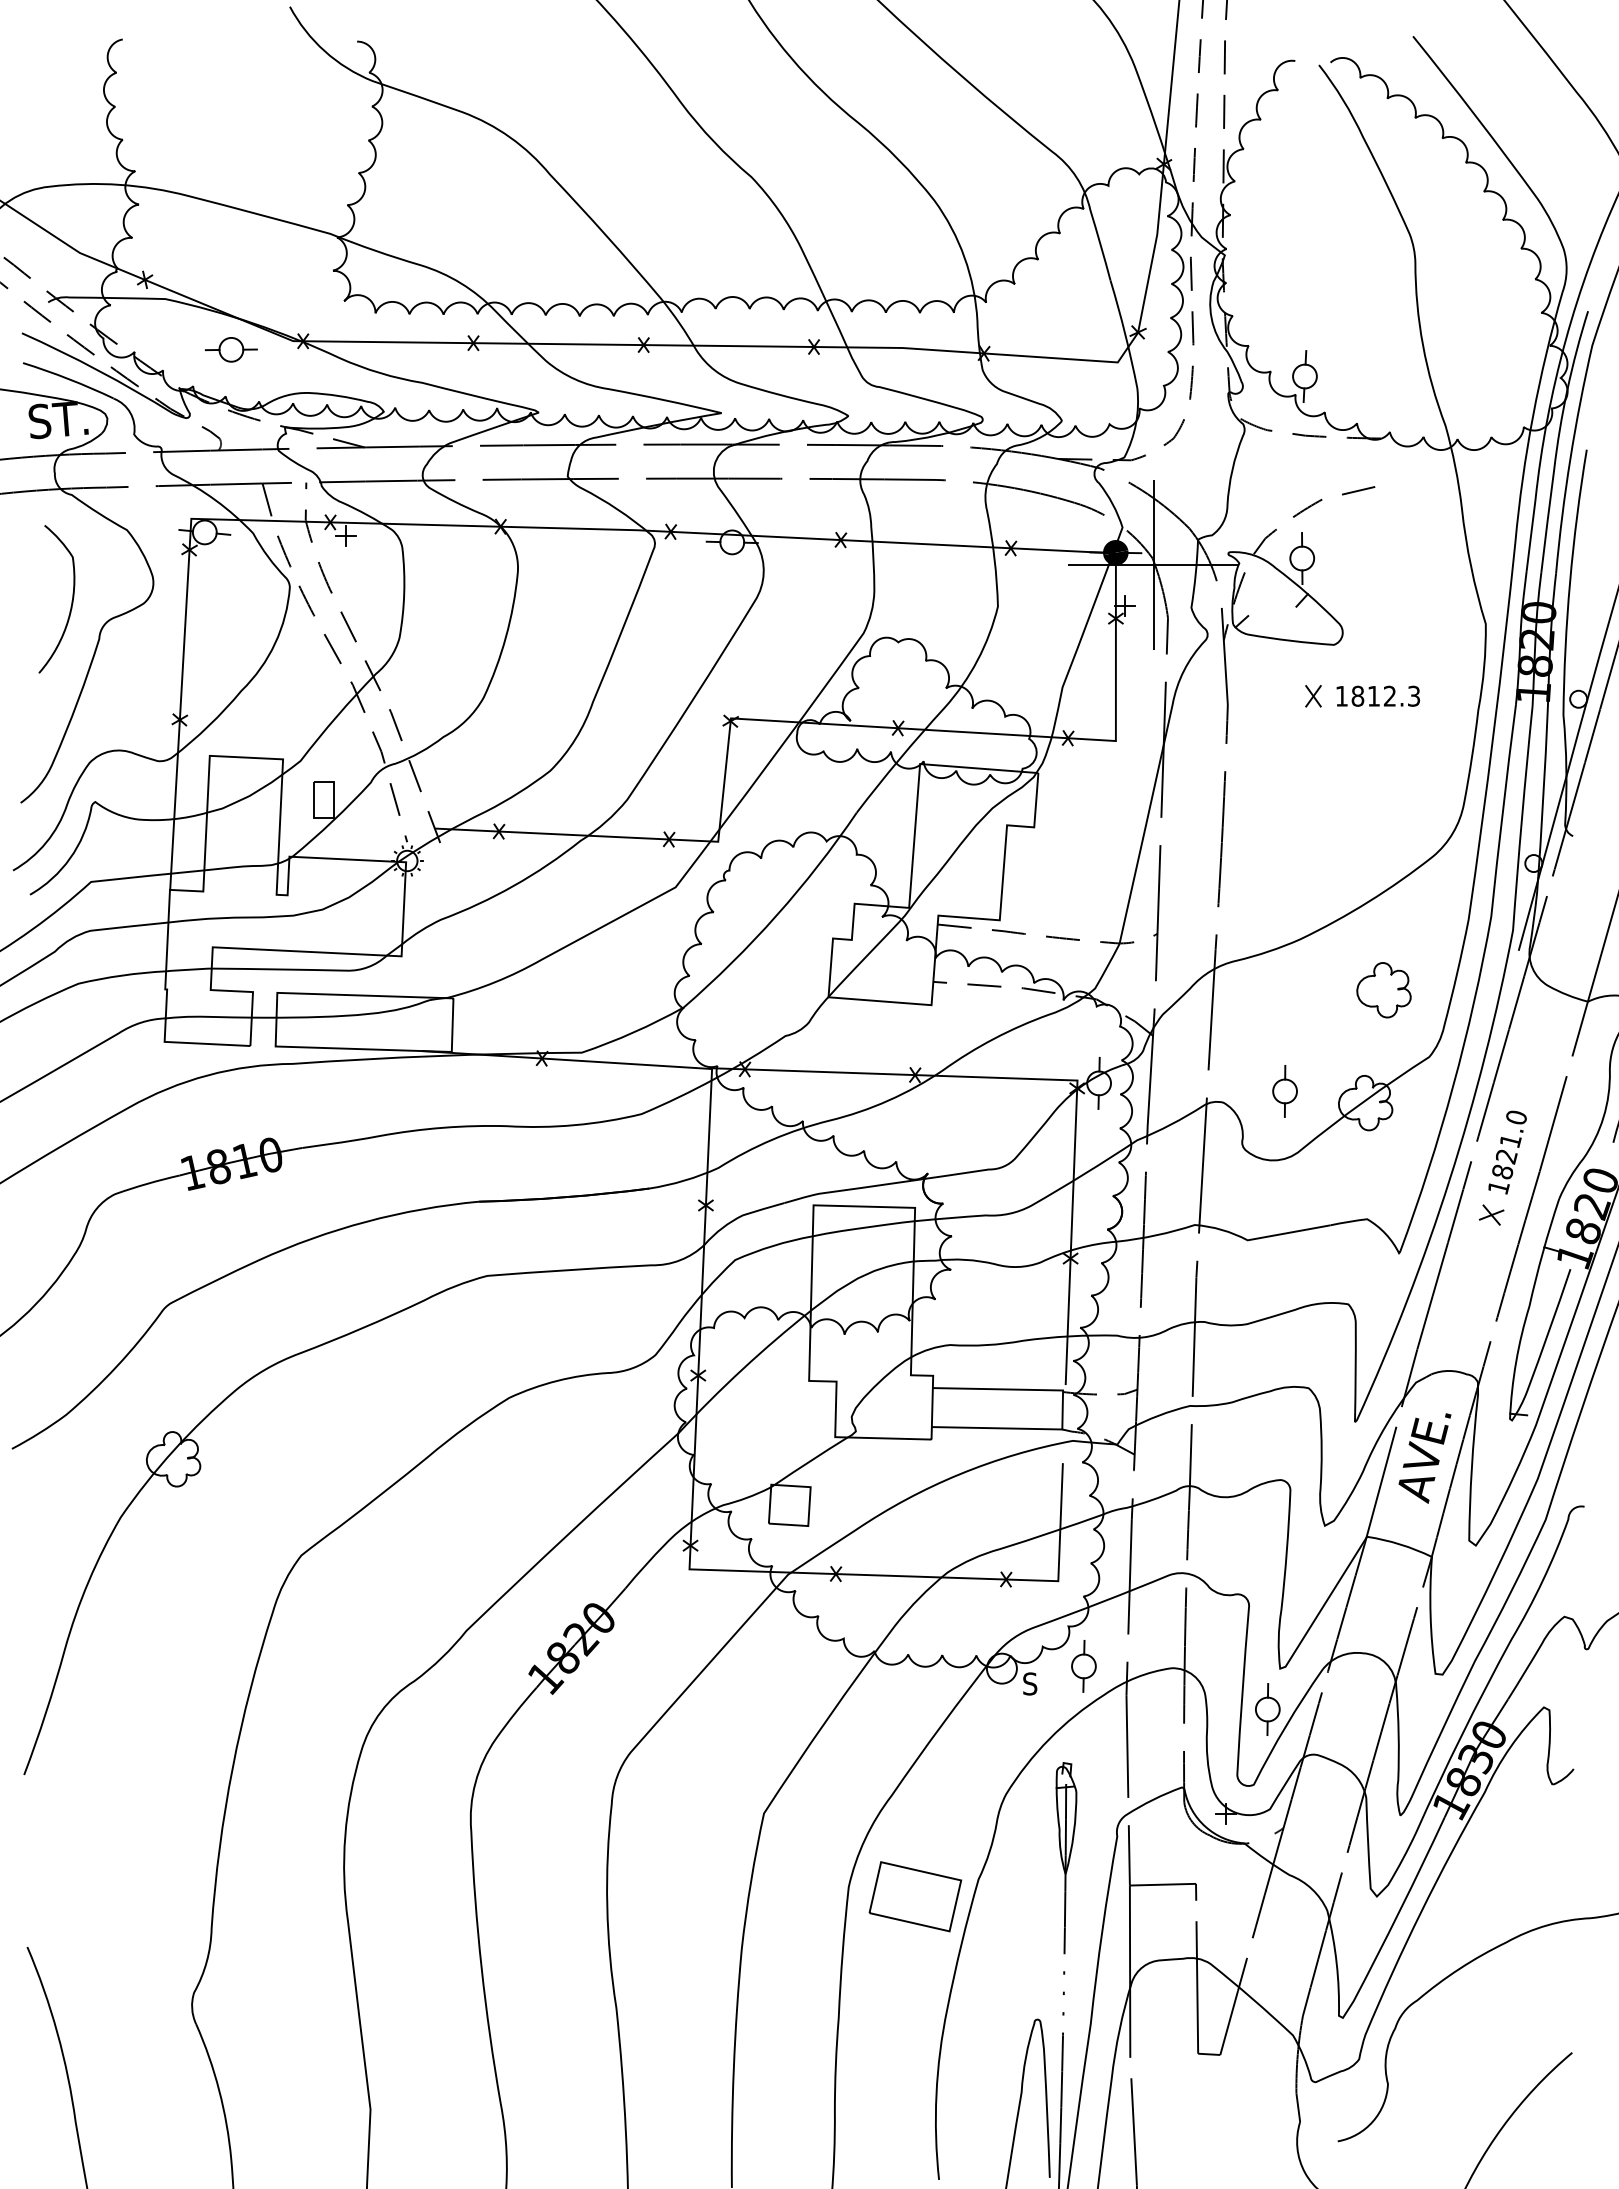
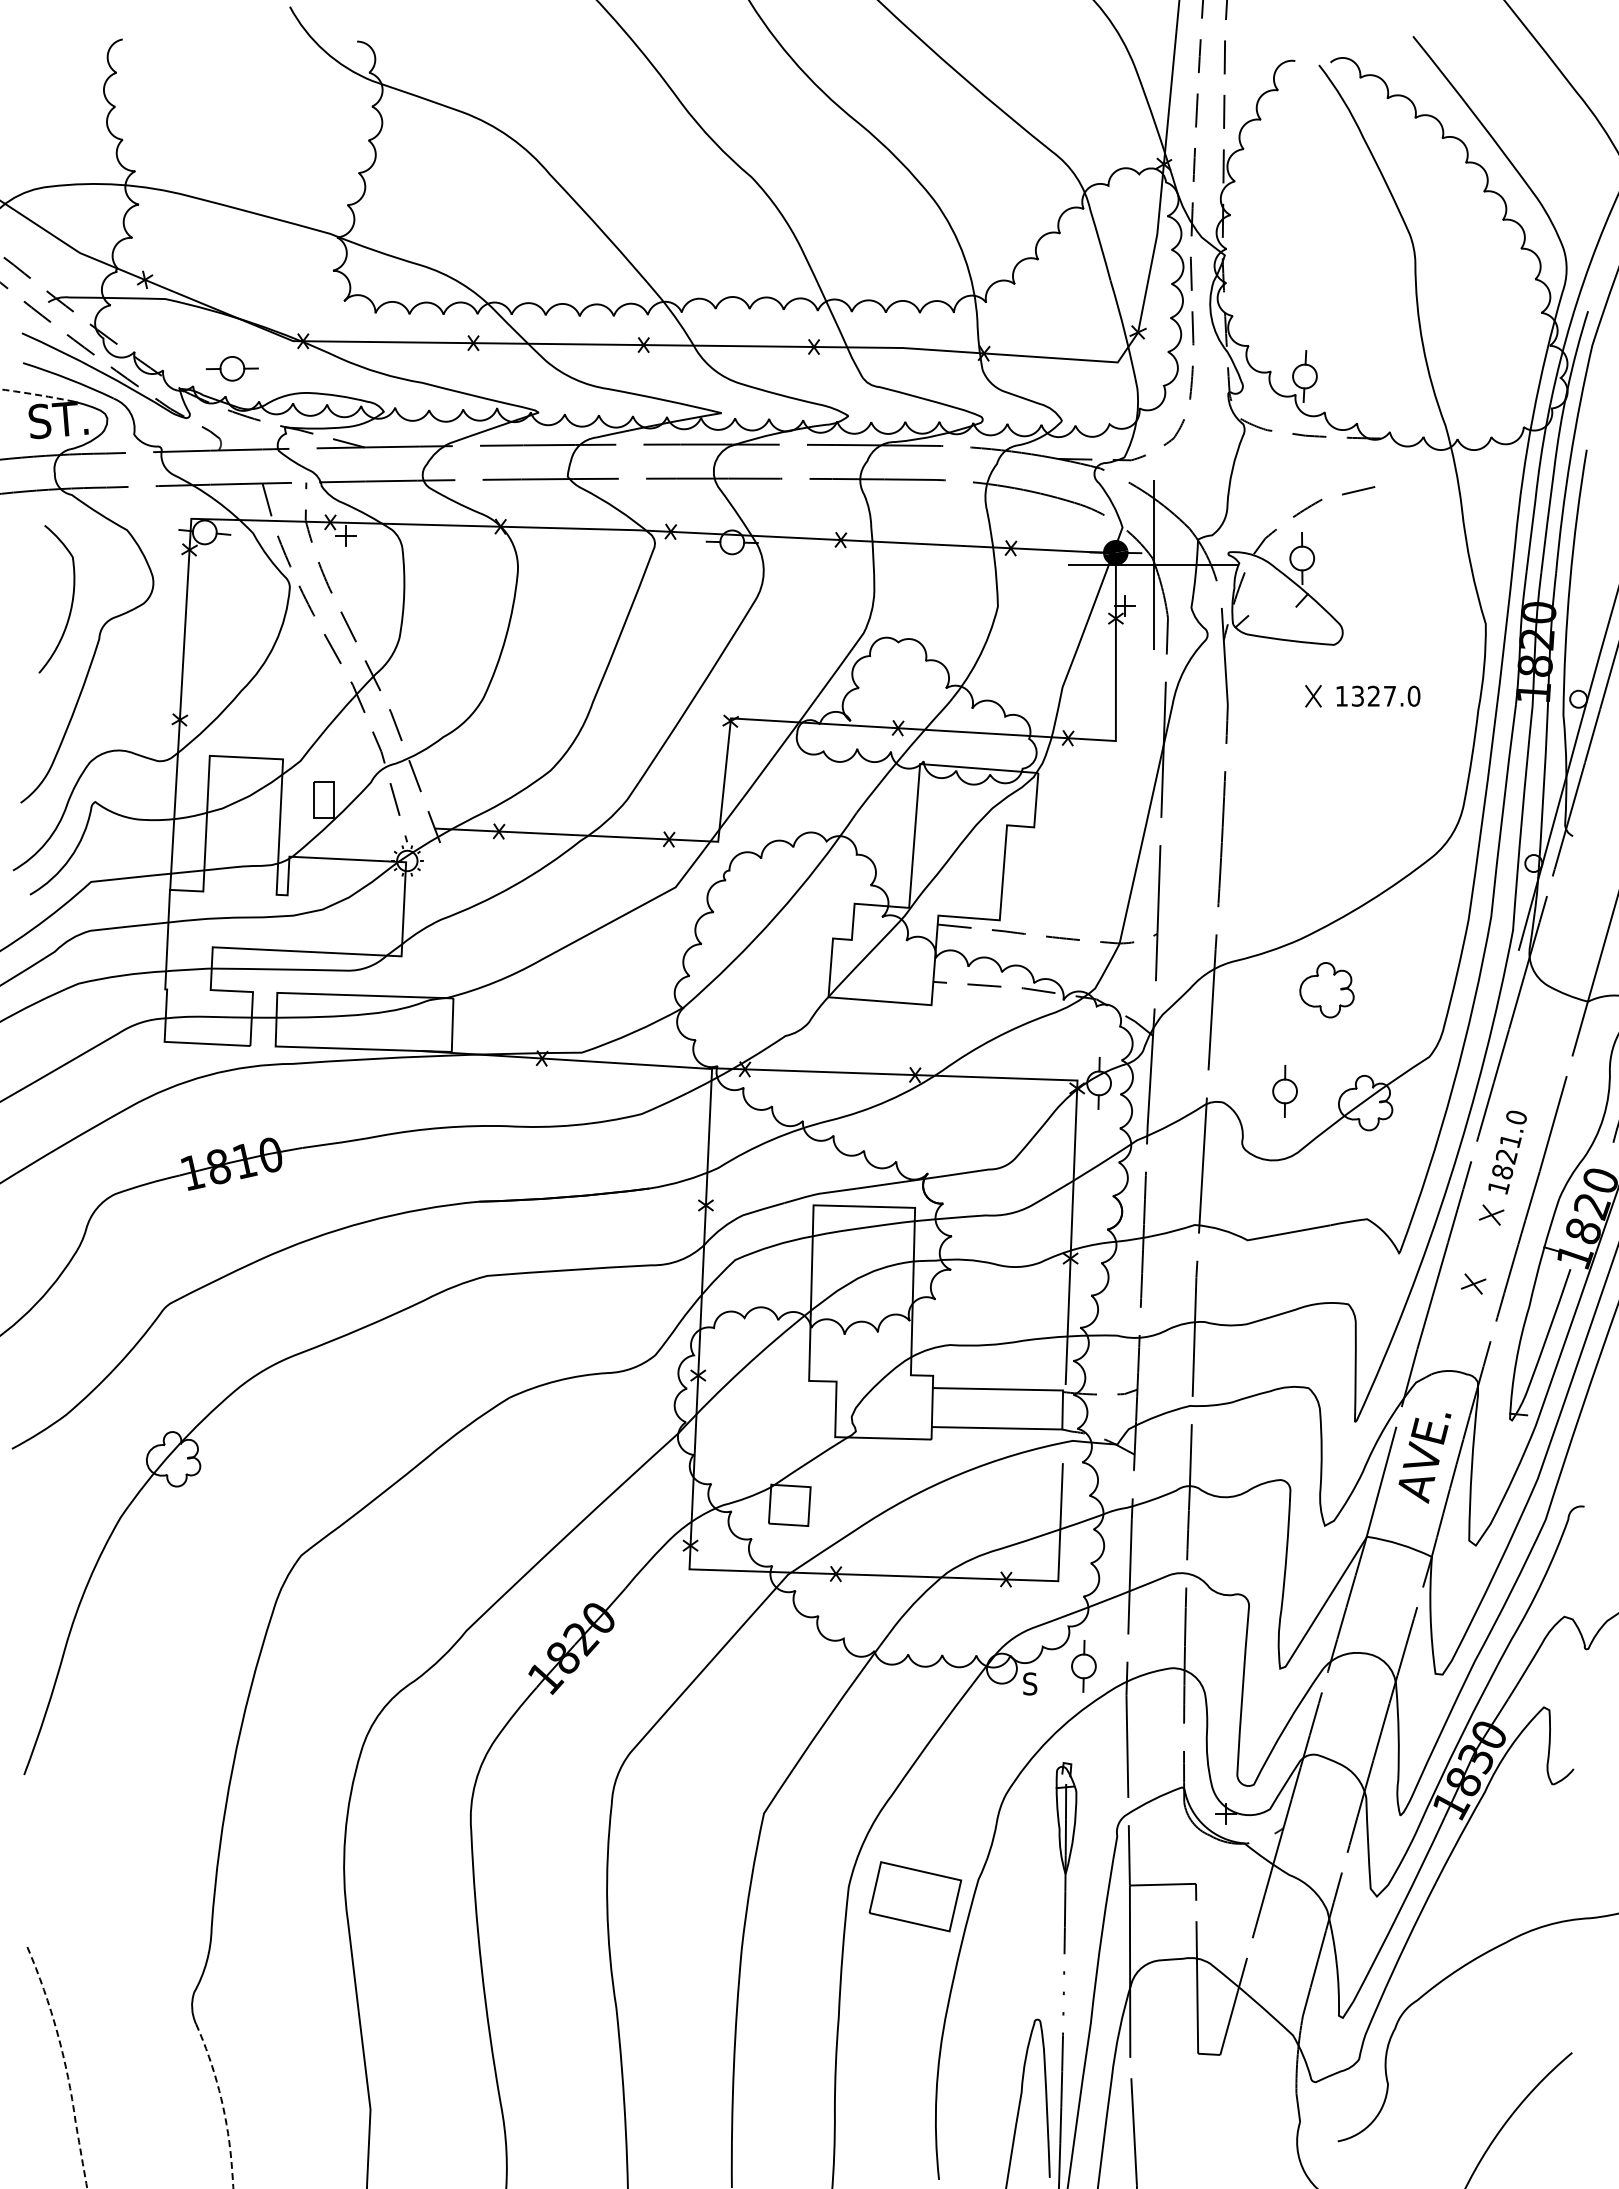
part position: (231, 349) -> (232, 368) (232, 368)
line: solid -> dashed (38, 395)
text: 1812.3 -> 1327.0 (1385, 695)
part position: (1383, 990) -> (1326, 990) (1326, 990)
part: none -> present (1473, 1283)
part: present -> none (1267, 1709)
line: solid -> dashed (65, 2064)
line: solid -> dashed (222, 2104)
